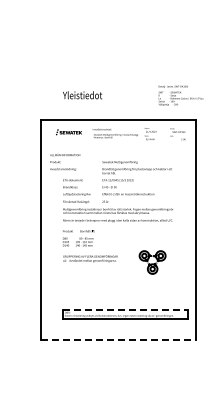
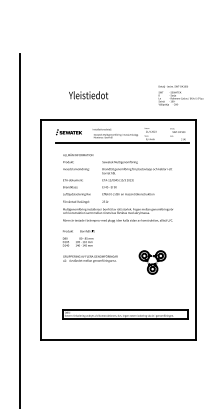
text position: (82, 95) -> (88, 95) (88, 95)
line: none -> present (121, 142)
text position: (65, 162) -> (78, 162) (78, 162)
line: none -> present (19, 229)
line: dashed -> solid (125, 309)
line: dashed -> solid (118, 339)
